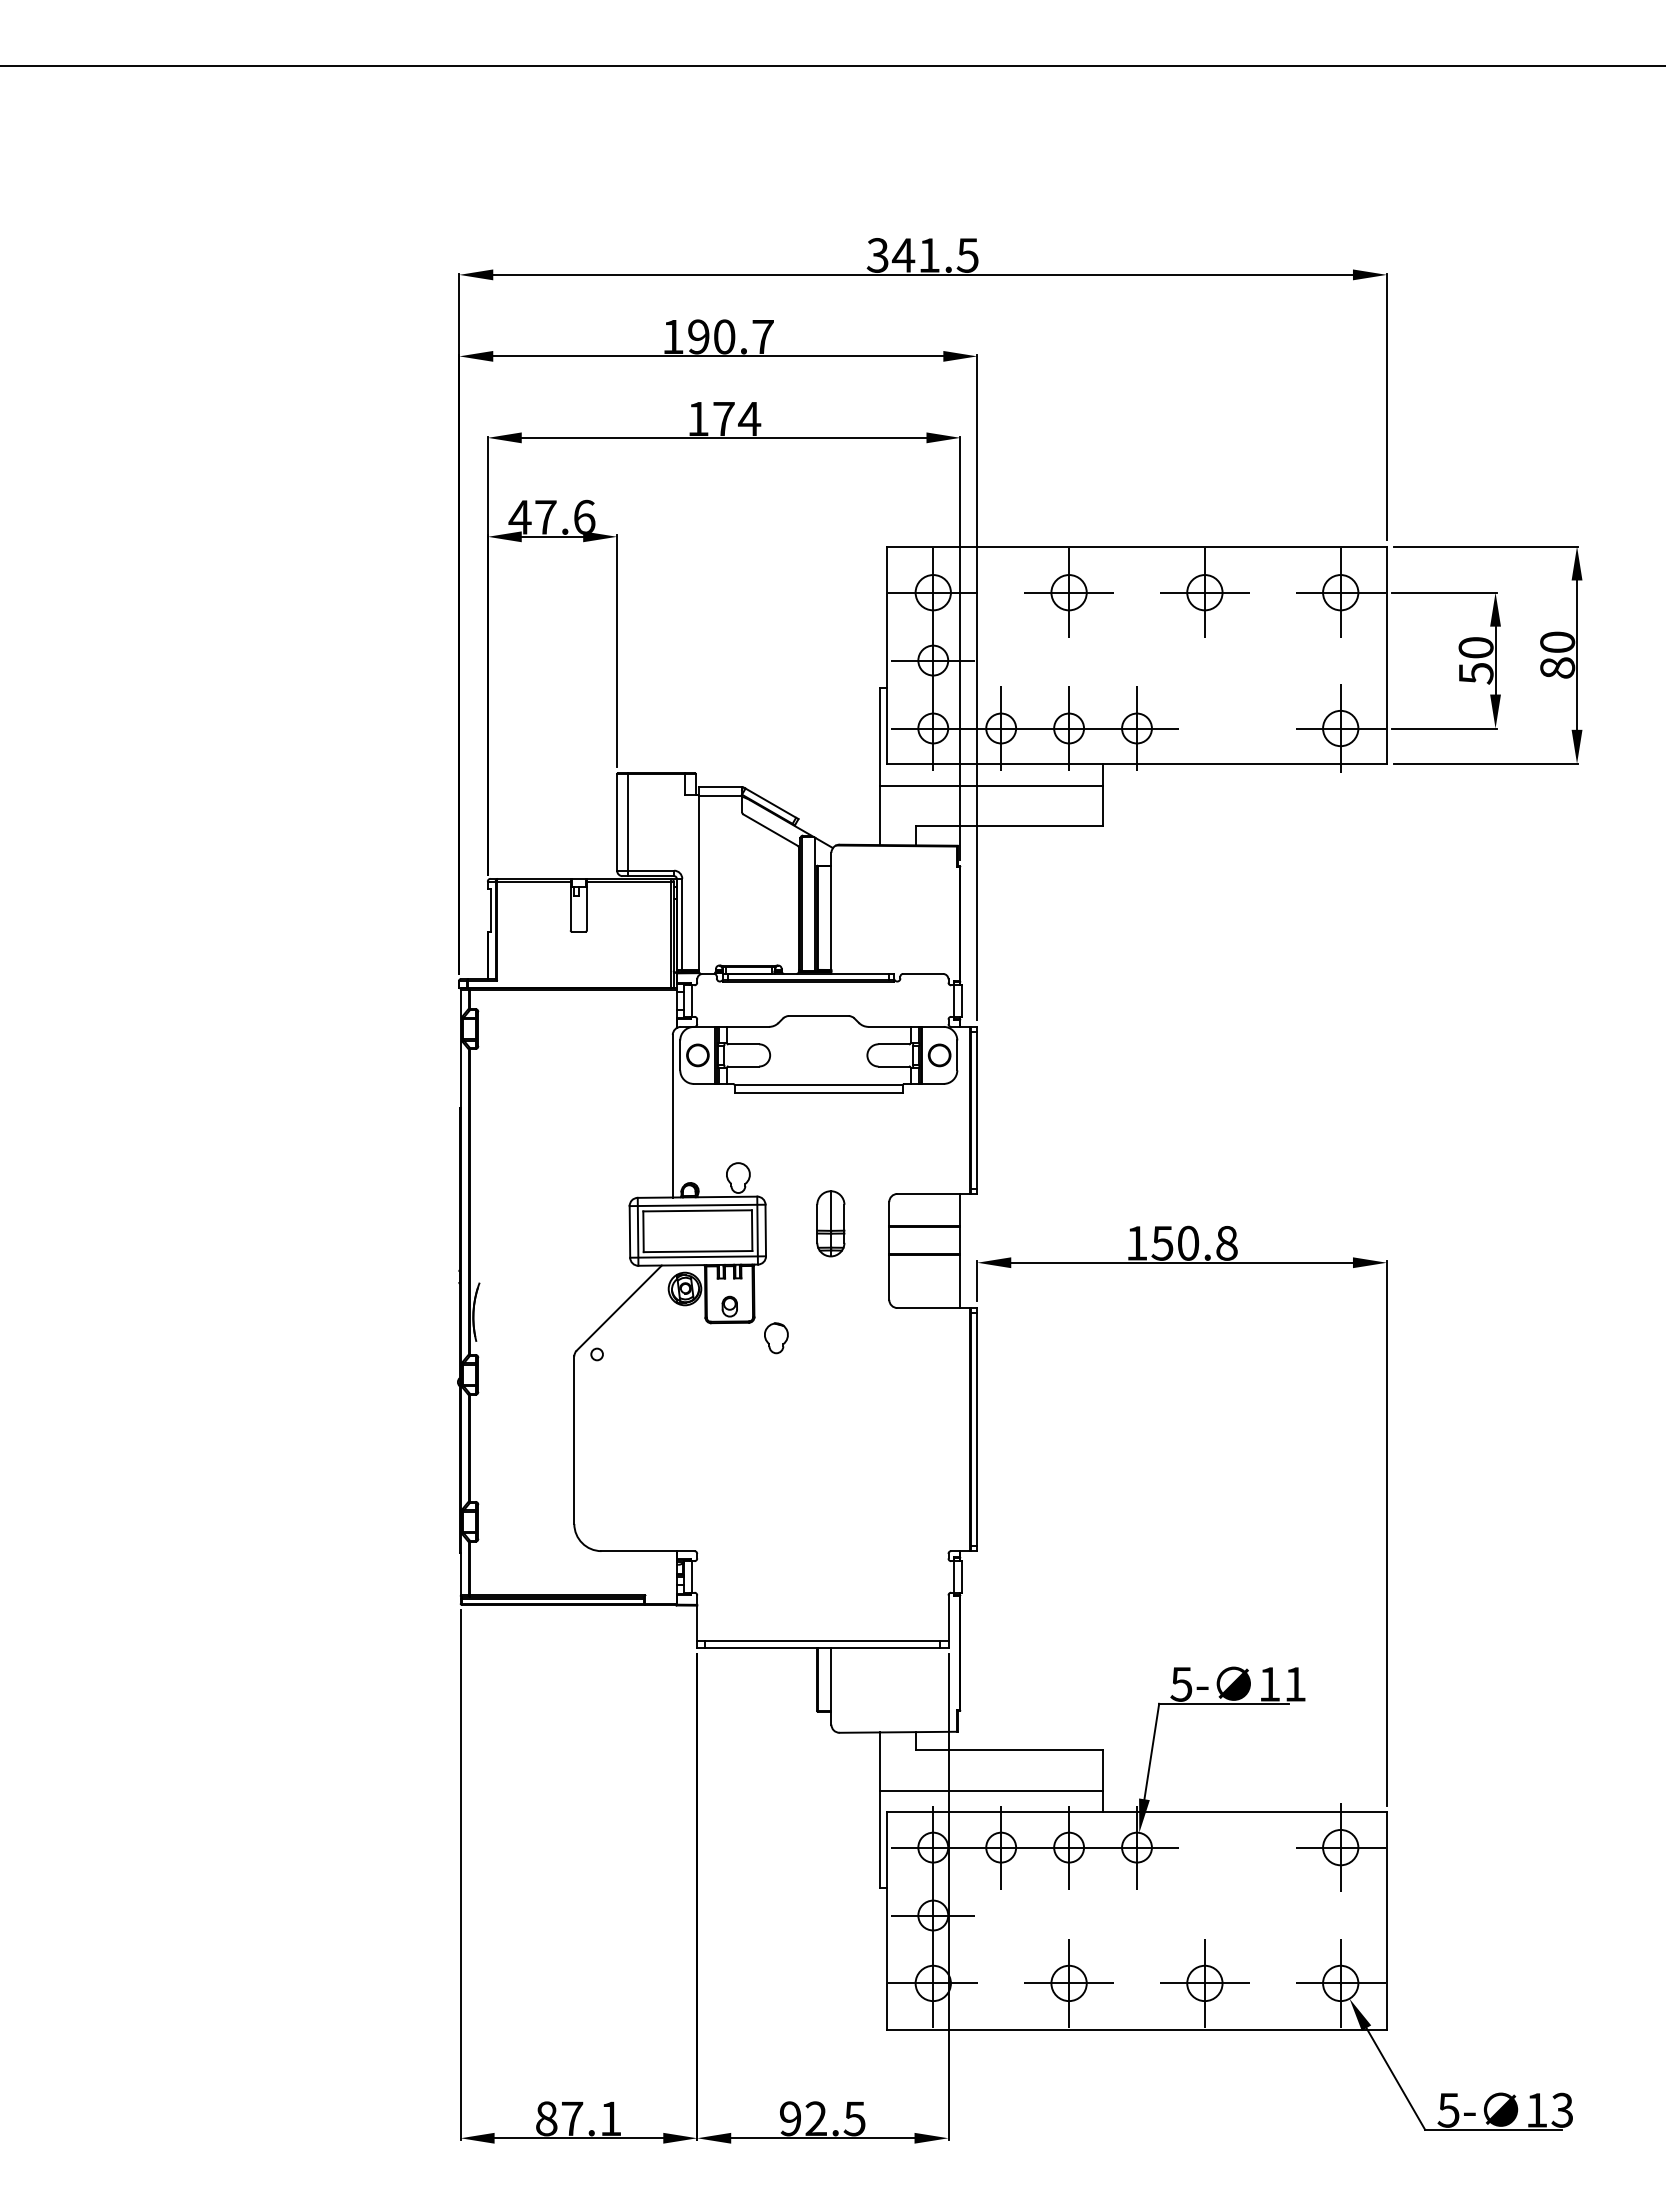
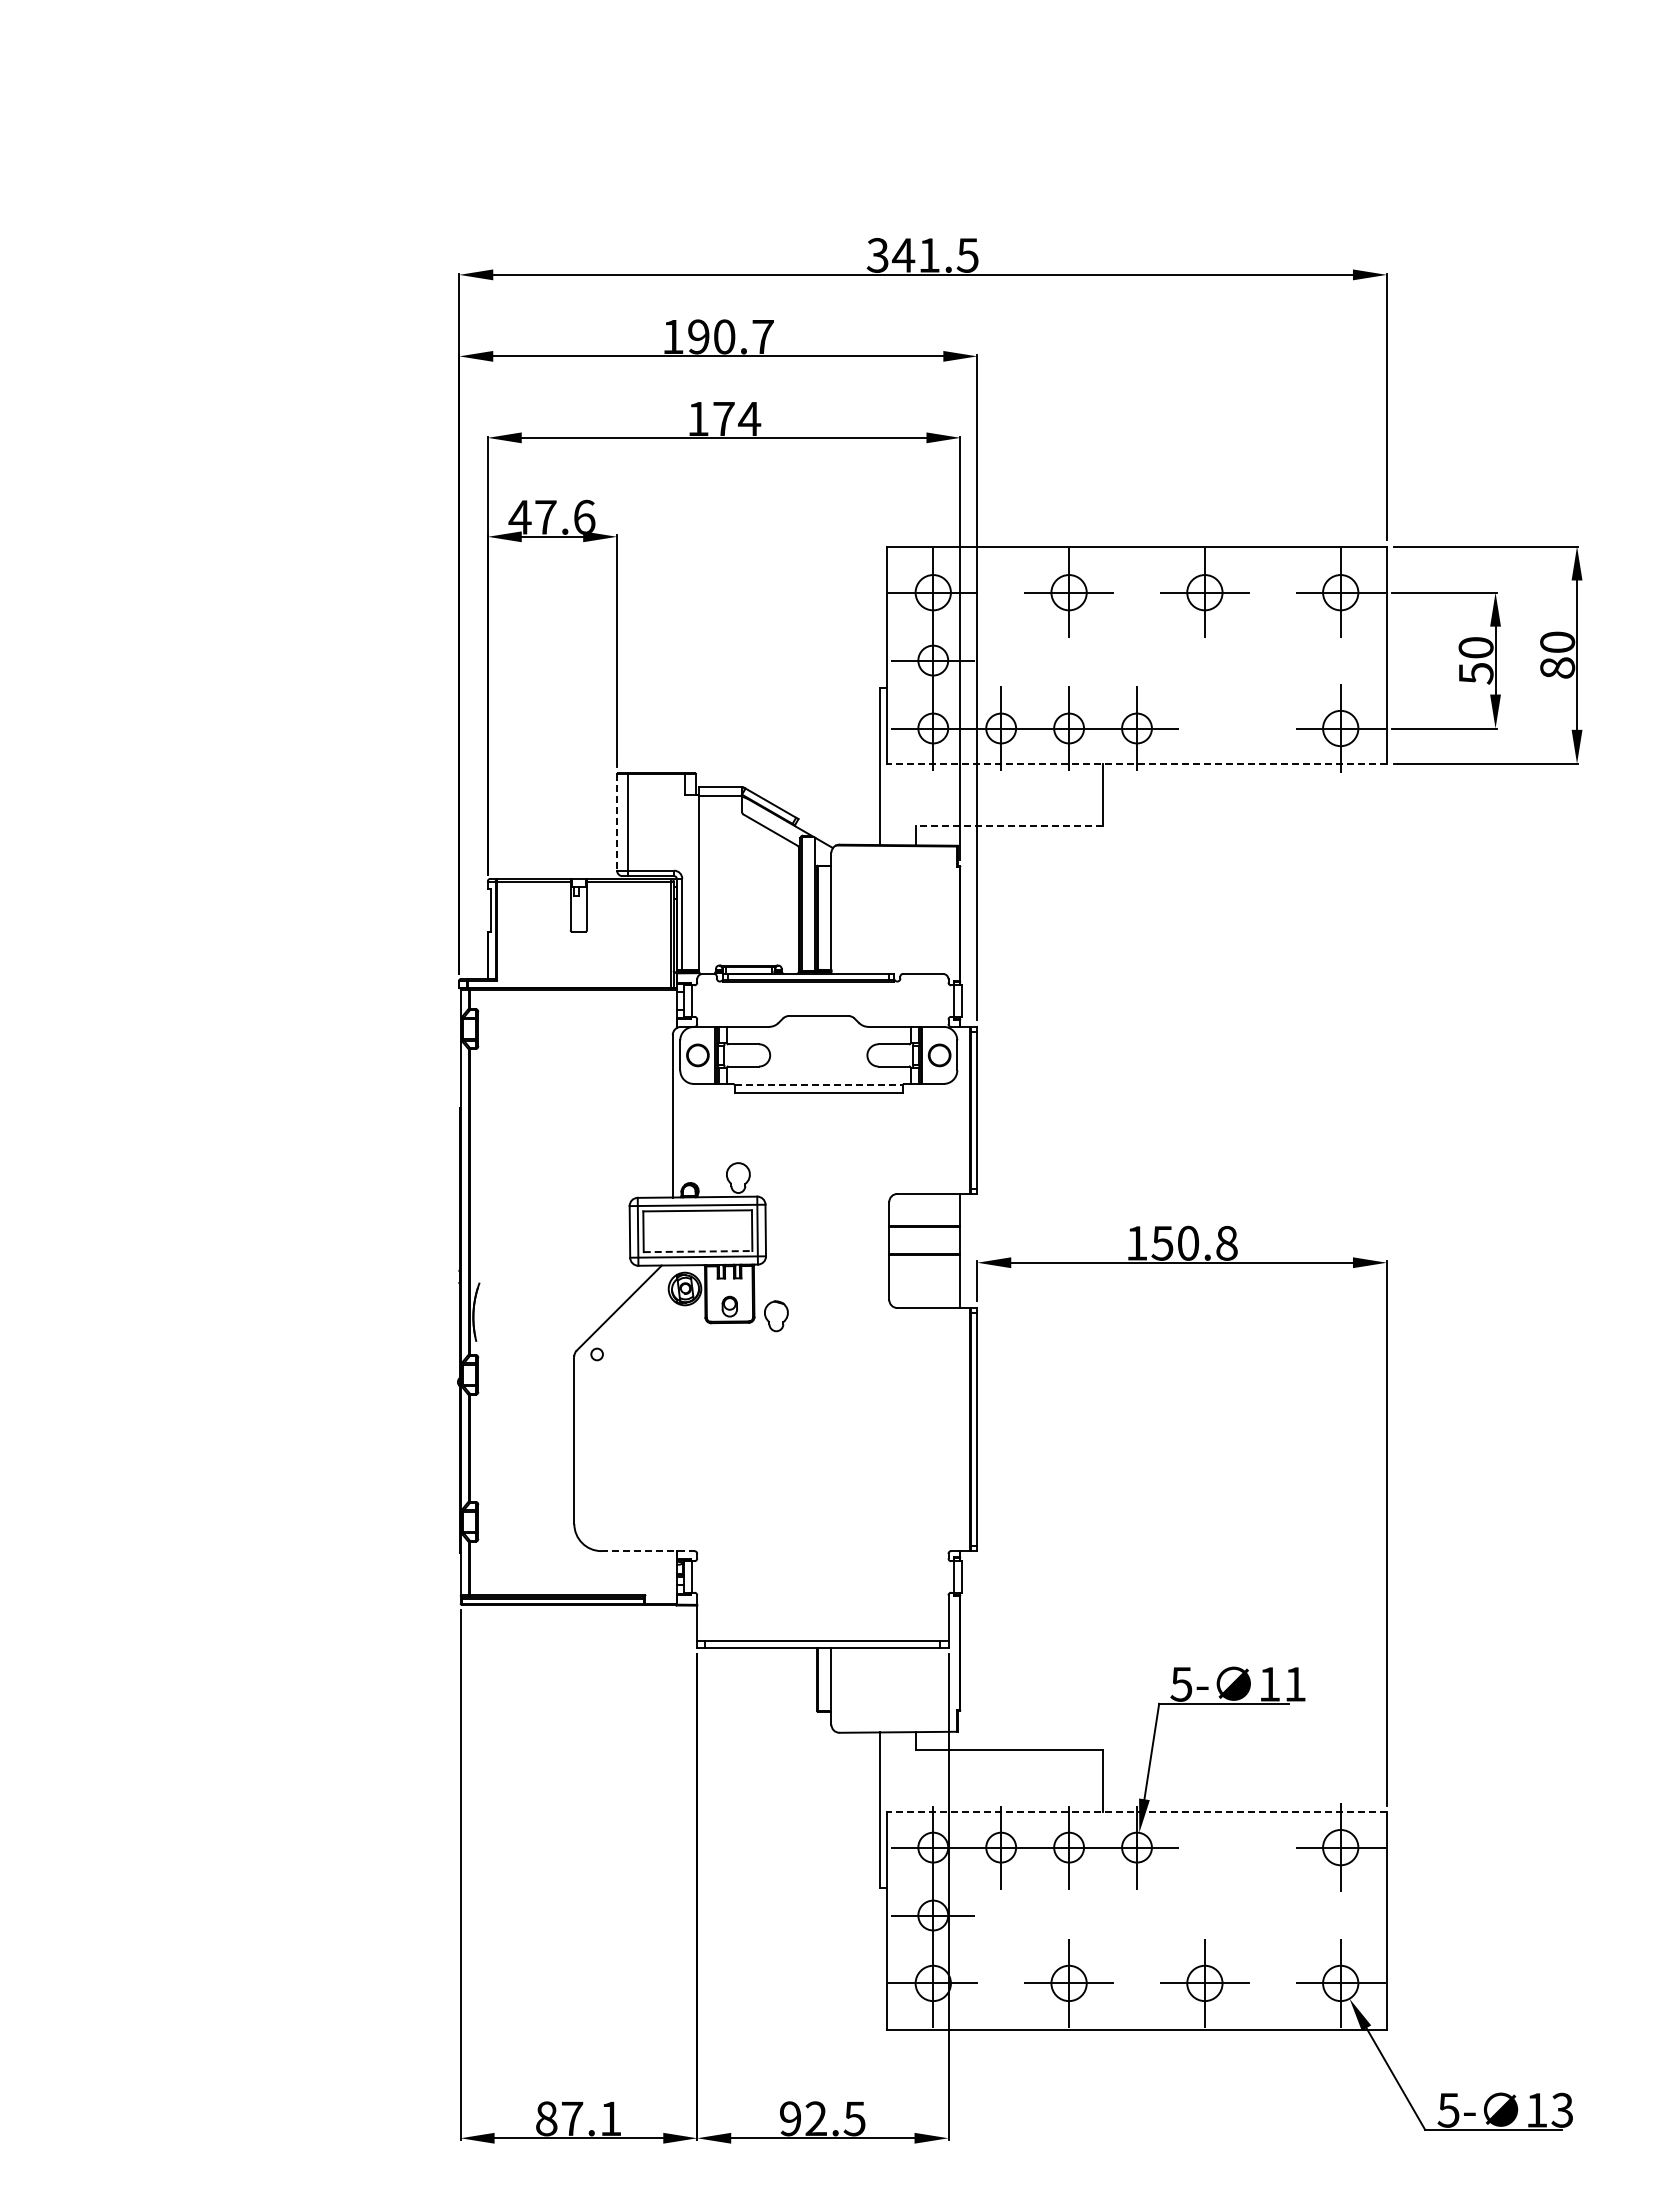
line: present -> none (832, 66)
line: solid -> dashed (1137, 763)
line: present -> none (991, 785)
line: solid -> dashed (617, 823)
line: solid -> dashed (1009, 826)
line: solid -> dashed (819, 1085)
part: present -> none (830, 1223)
line: solid -> dashed (698, 1251)
part position: (776, 1338) -> (776, 1316) (776, 1316)
line: solid -> dashed (648, 1551)
line: present -> none (991, 1790)
line: solid -> dashed (1137, 1812)
